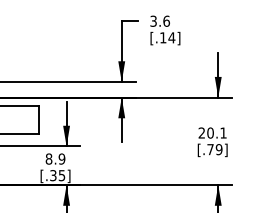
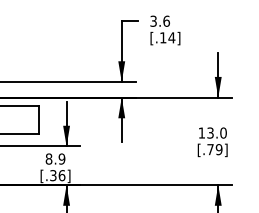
text: 20.1 -> 13.0 (212, 132)
text: [.35] -> [.36] (61, 175)
